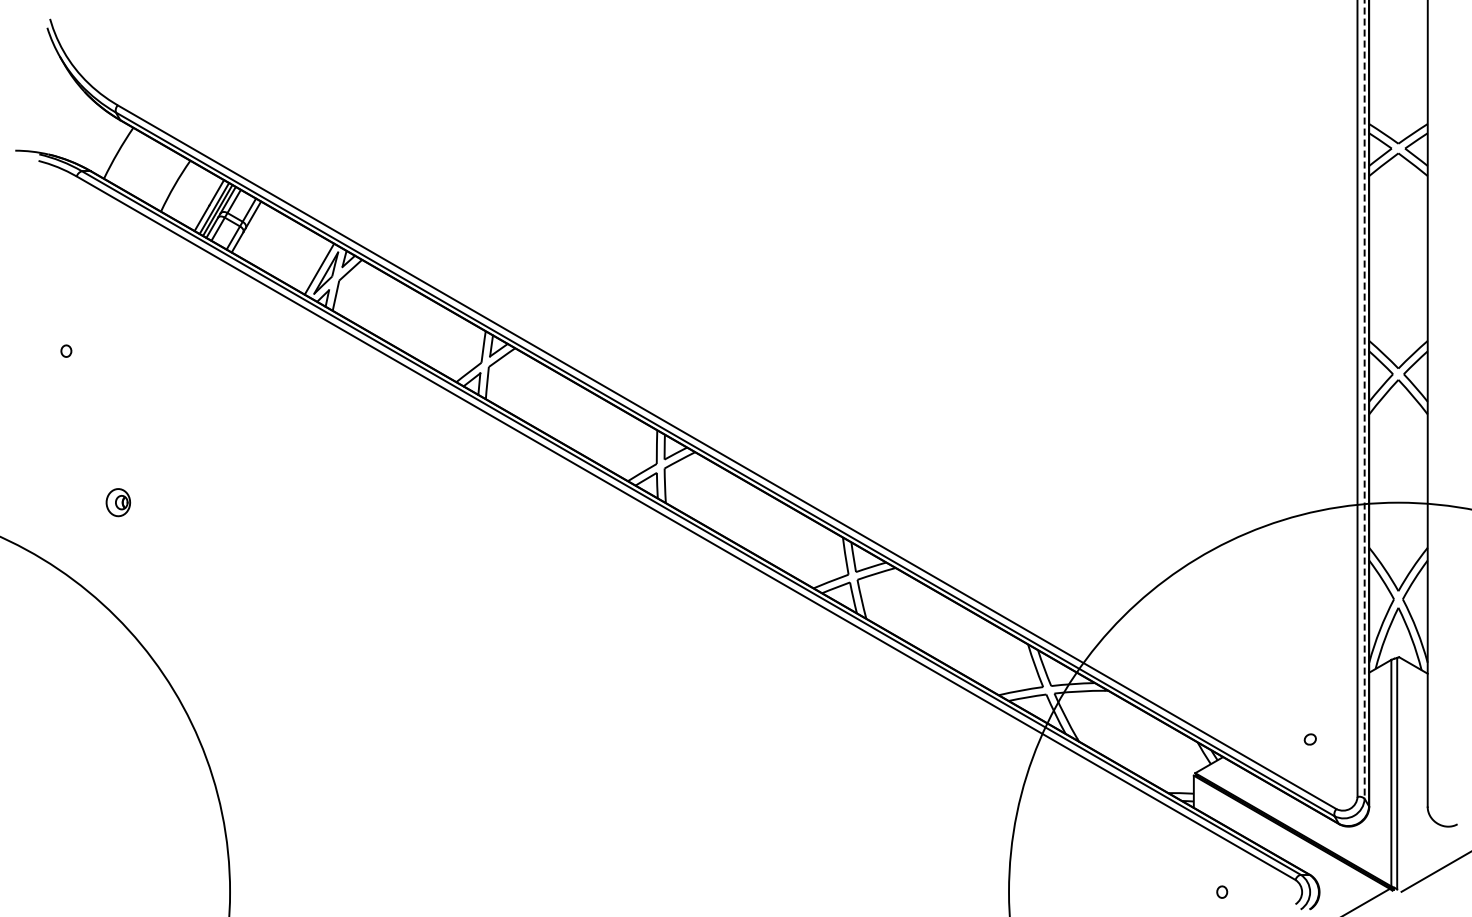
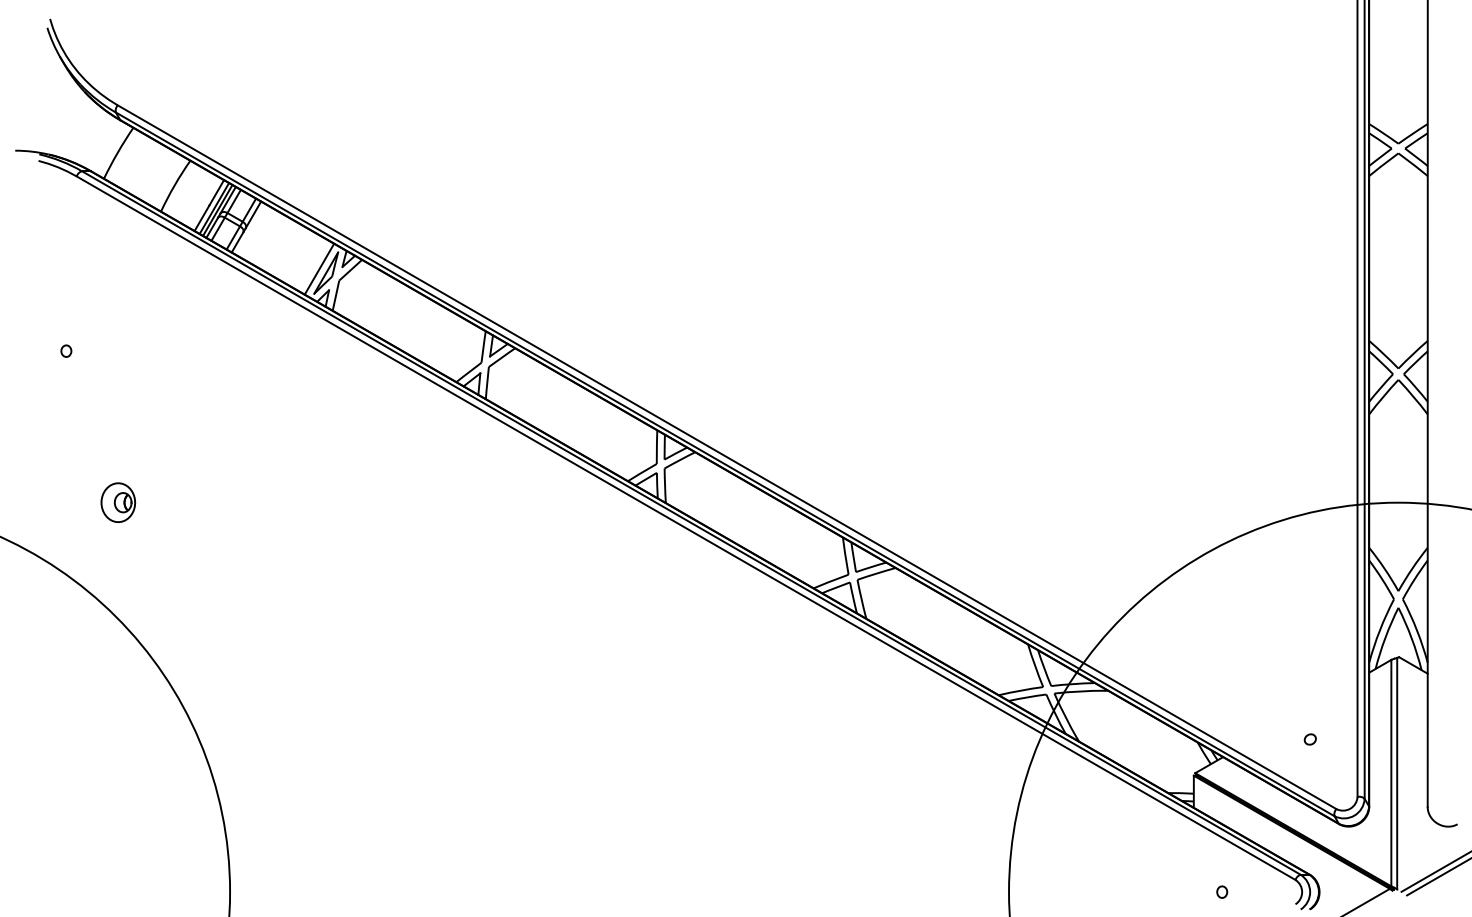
line: dashed -> solid (1364, 400)
part size: 27x30 px -> 37x41 px (118, 502)
line: none -> present (1437, 877)
